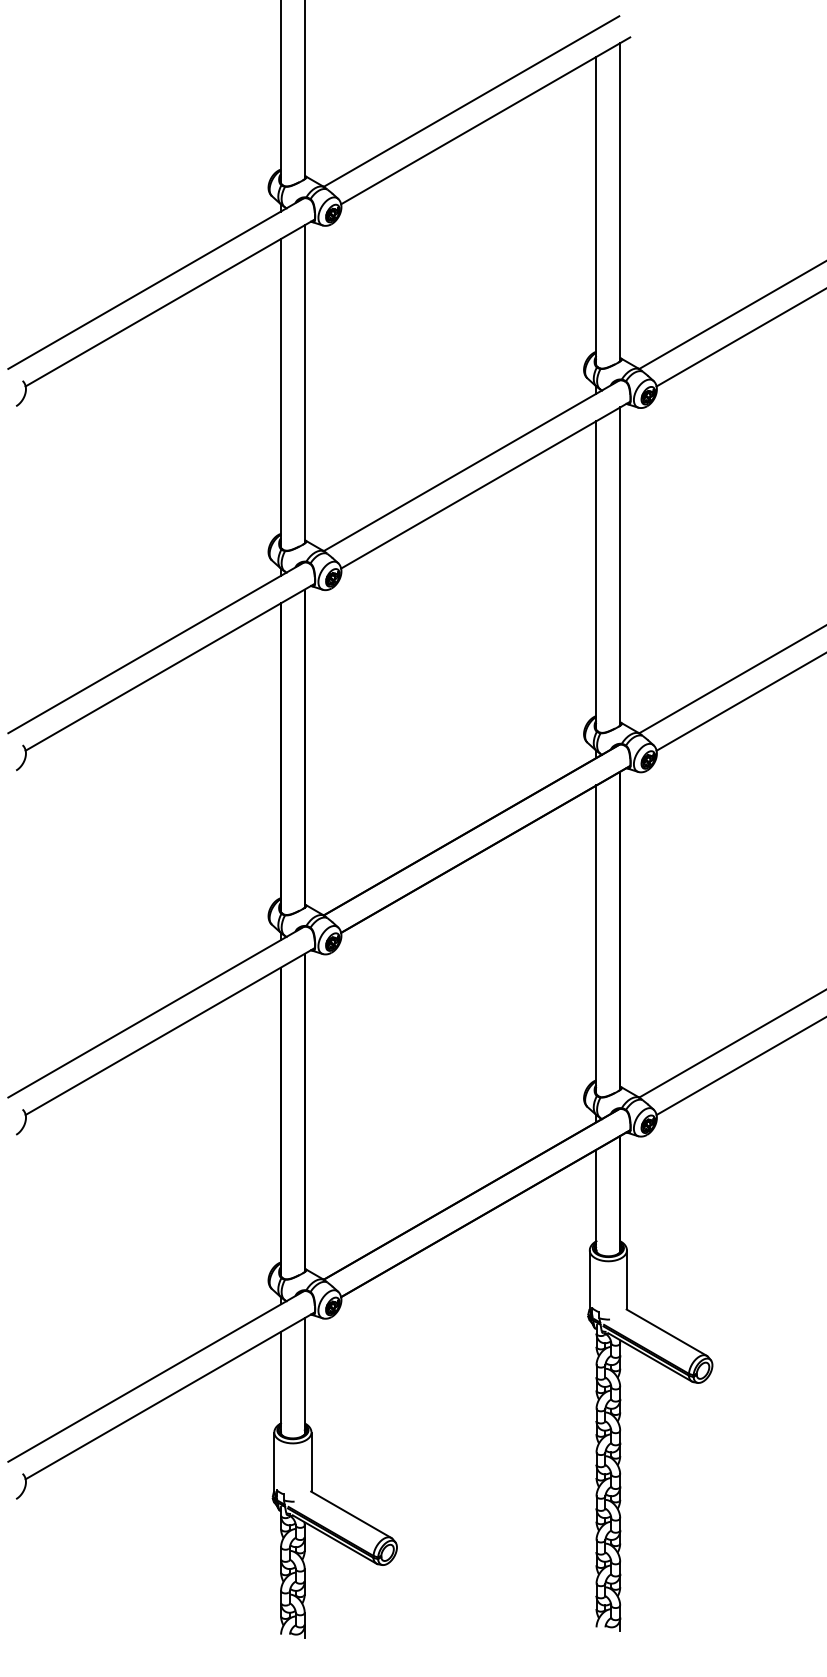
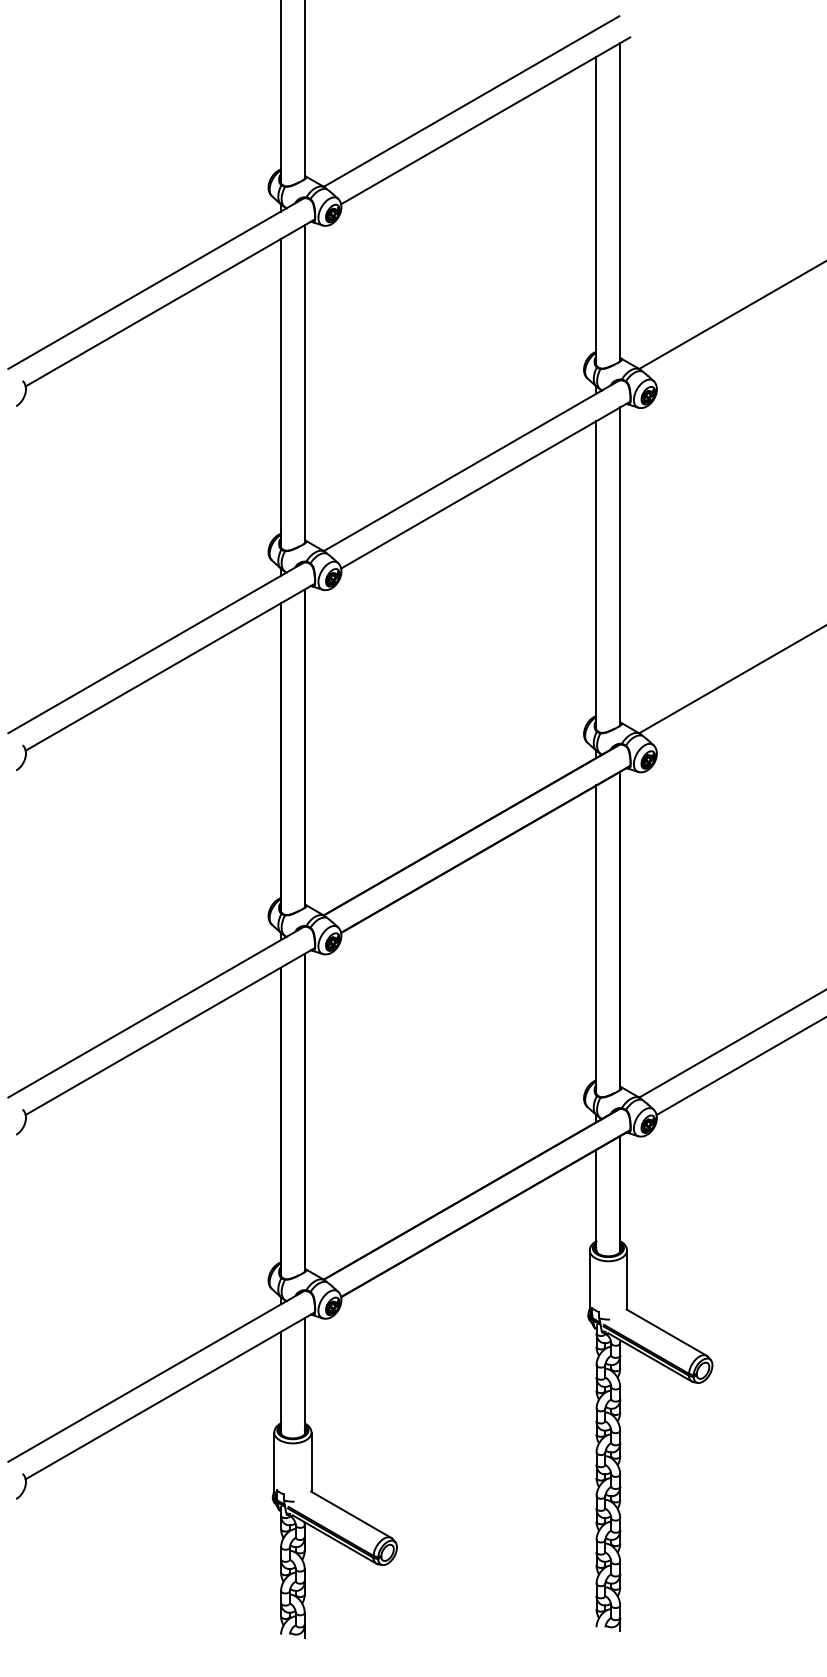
line: present -> none (739, 338)
line: present -> none (739, 702)
